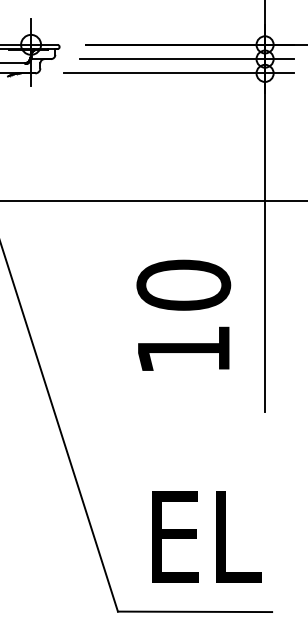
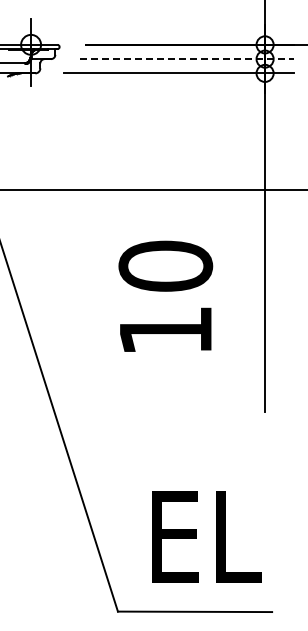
line: solid -> dashed (187, 59)
line position: (153, 201) -> (153, 190) (153, 190)
text position: (183, 314) -> (165, 295) (165, 295)
